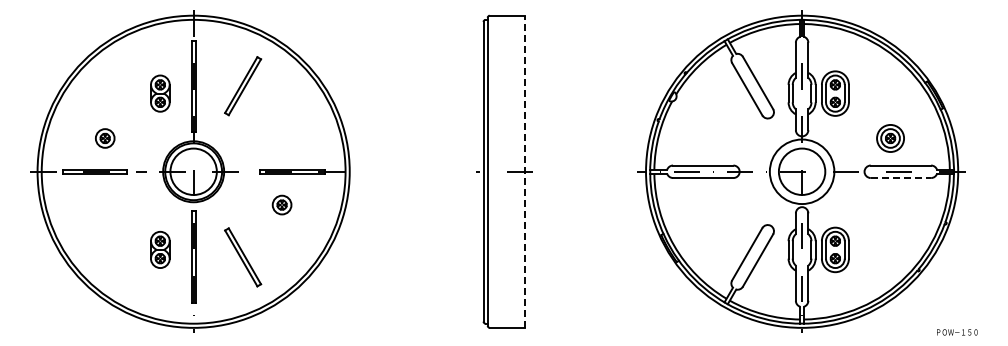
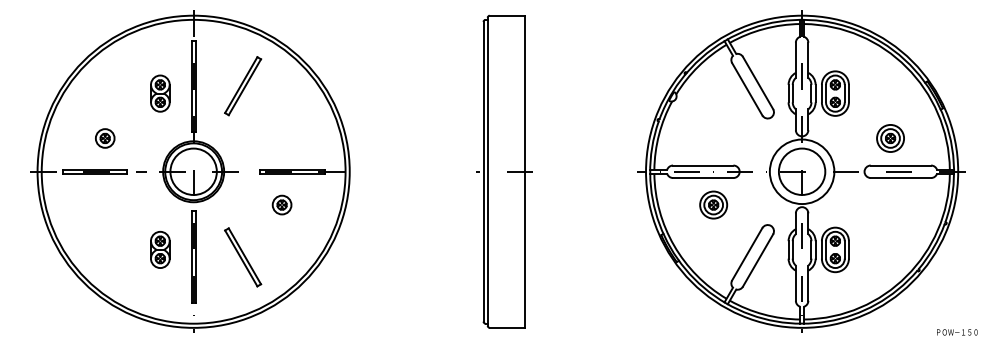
line: dashed -> solid (525, 171)
line: dashed -> solid (901, 178)
part: none -> present (713, 204)
